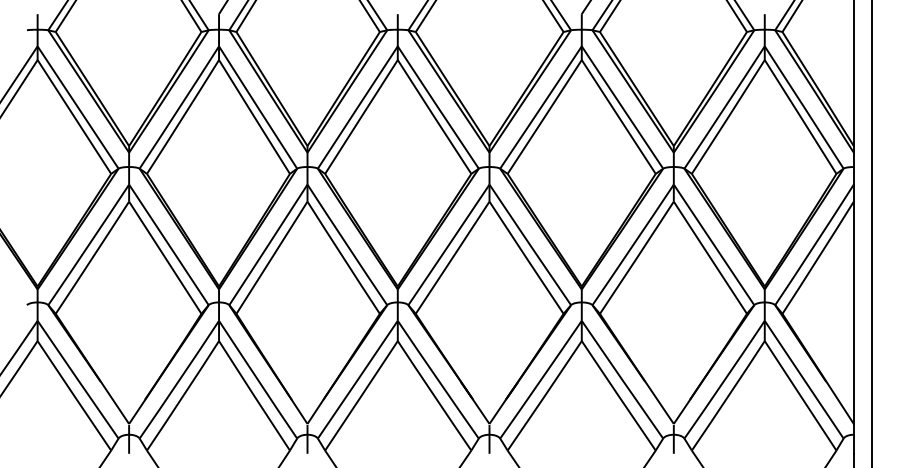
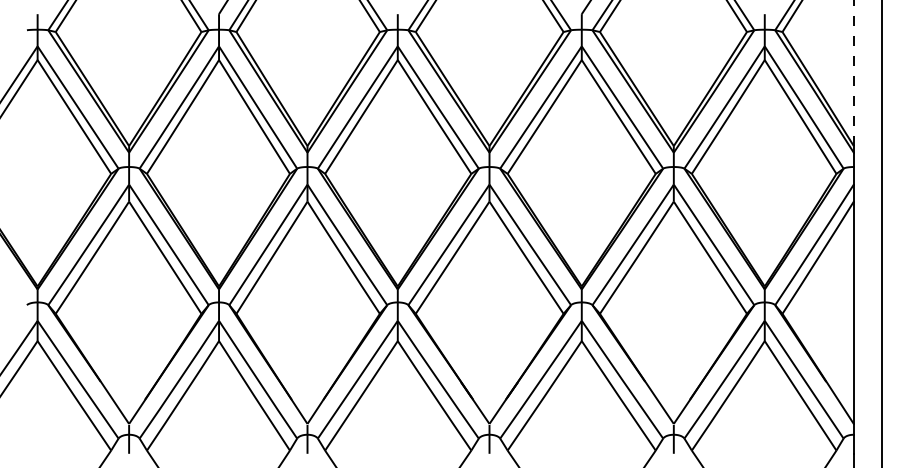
line: solid -> dashed (853, 73)
line position: (872, 233) -> (882, 233) (882, 233)
